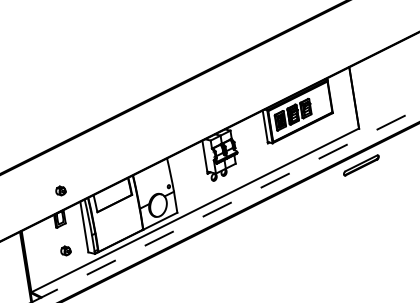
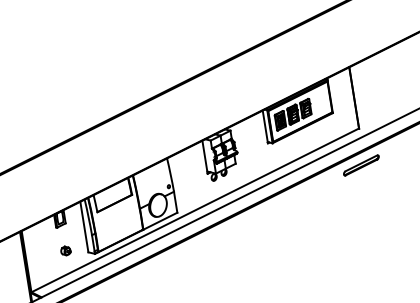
part: present -> none (60, 190)
line: dashed -> solid (225, 205)
